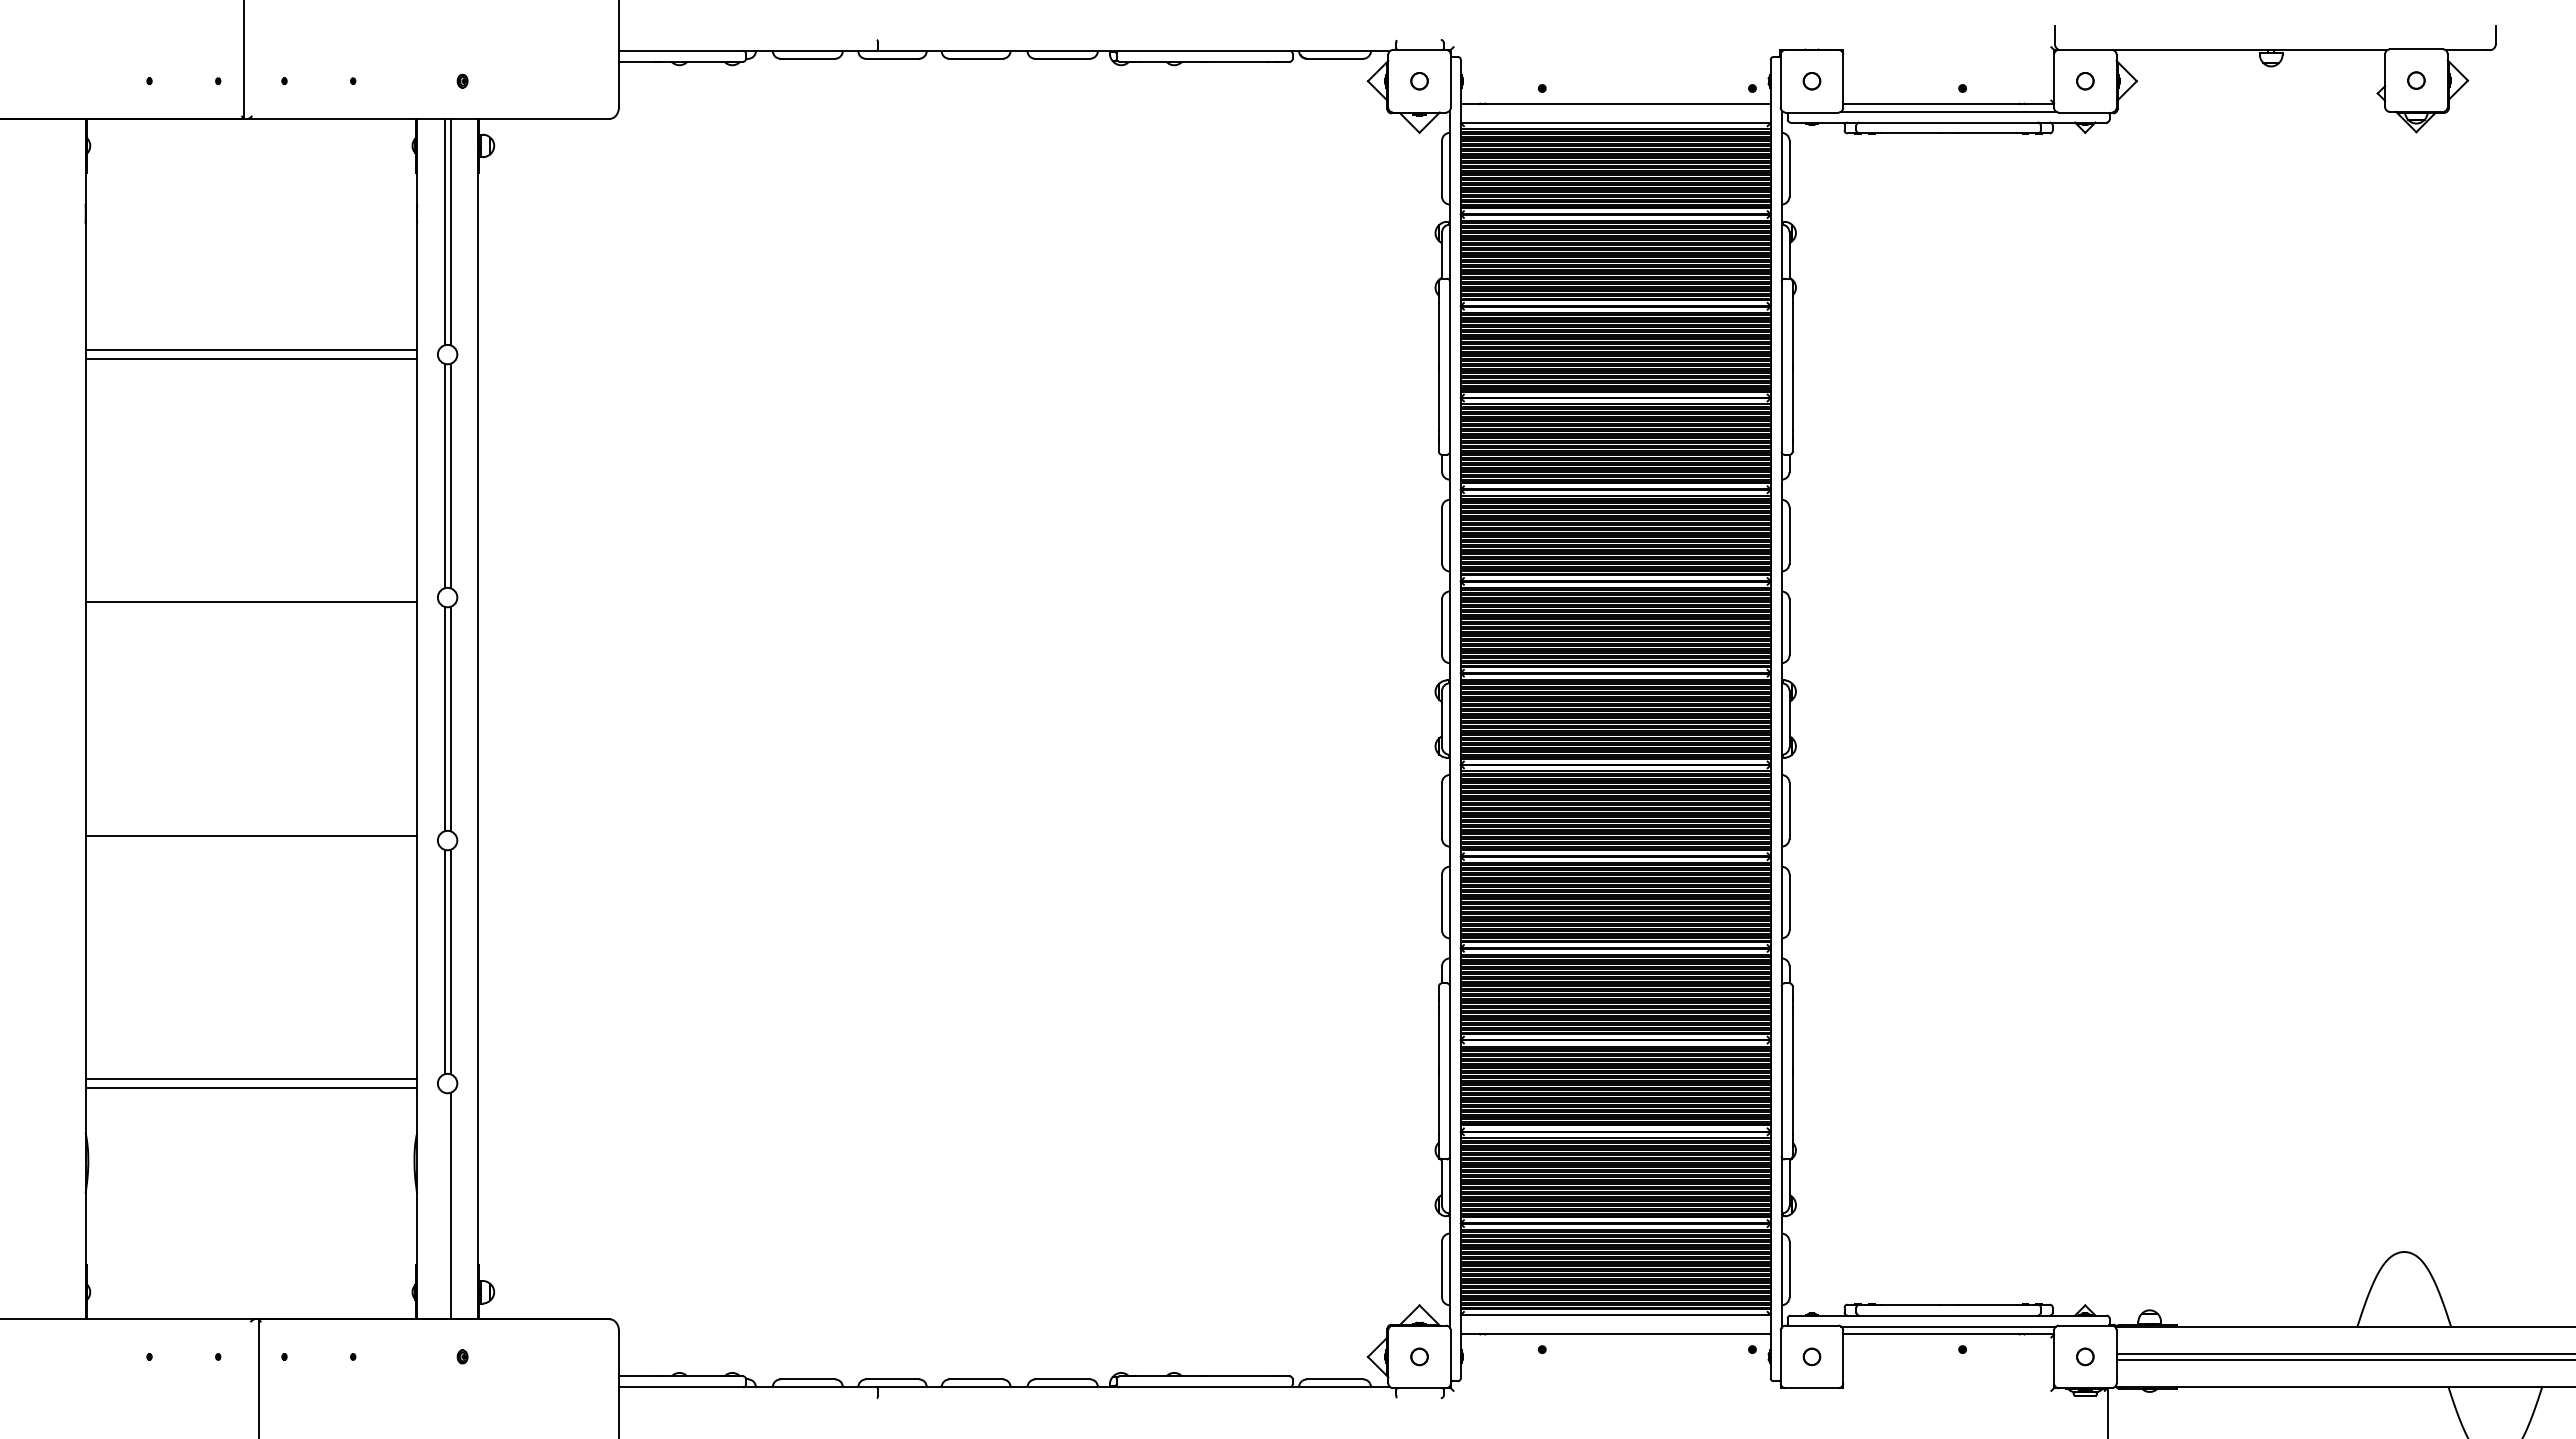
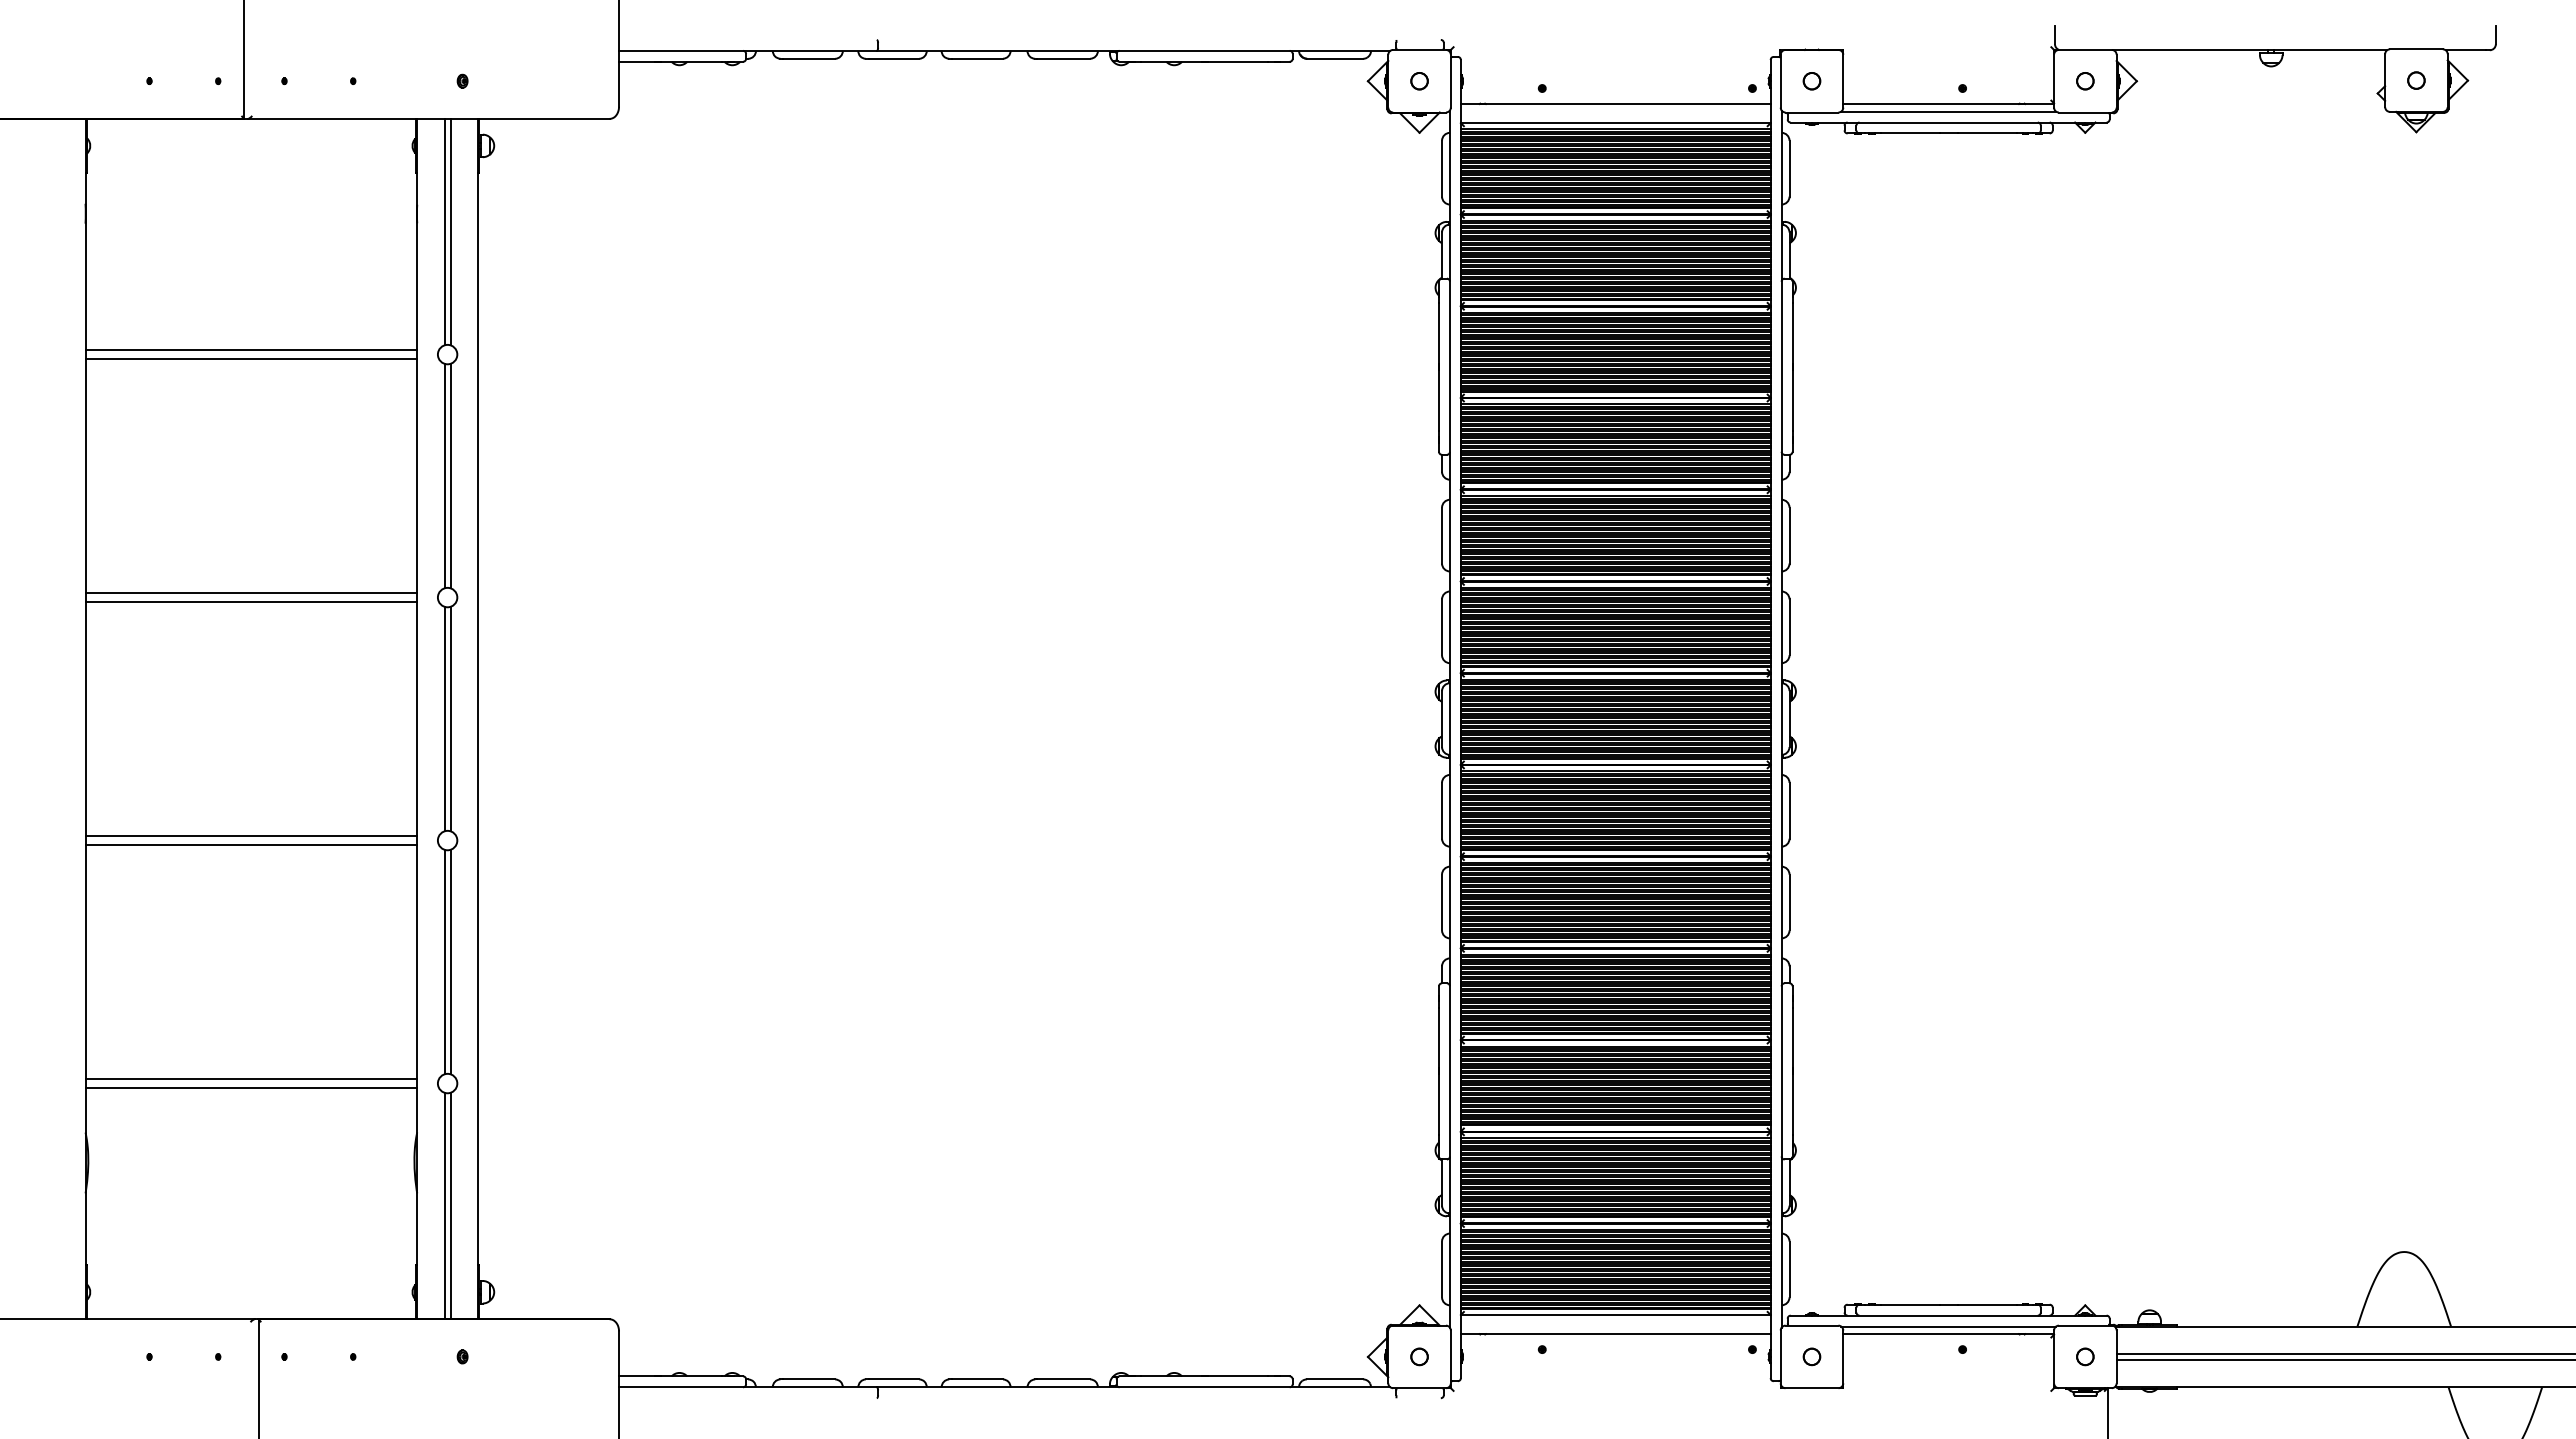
line: none -> present (251, 592)
line: none -> present (251, 845)
line: none -> present (444, 1205)
